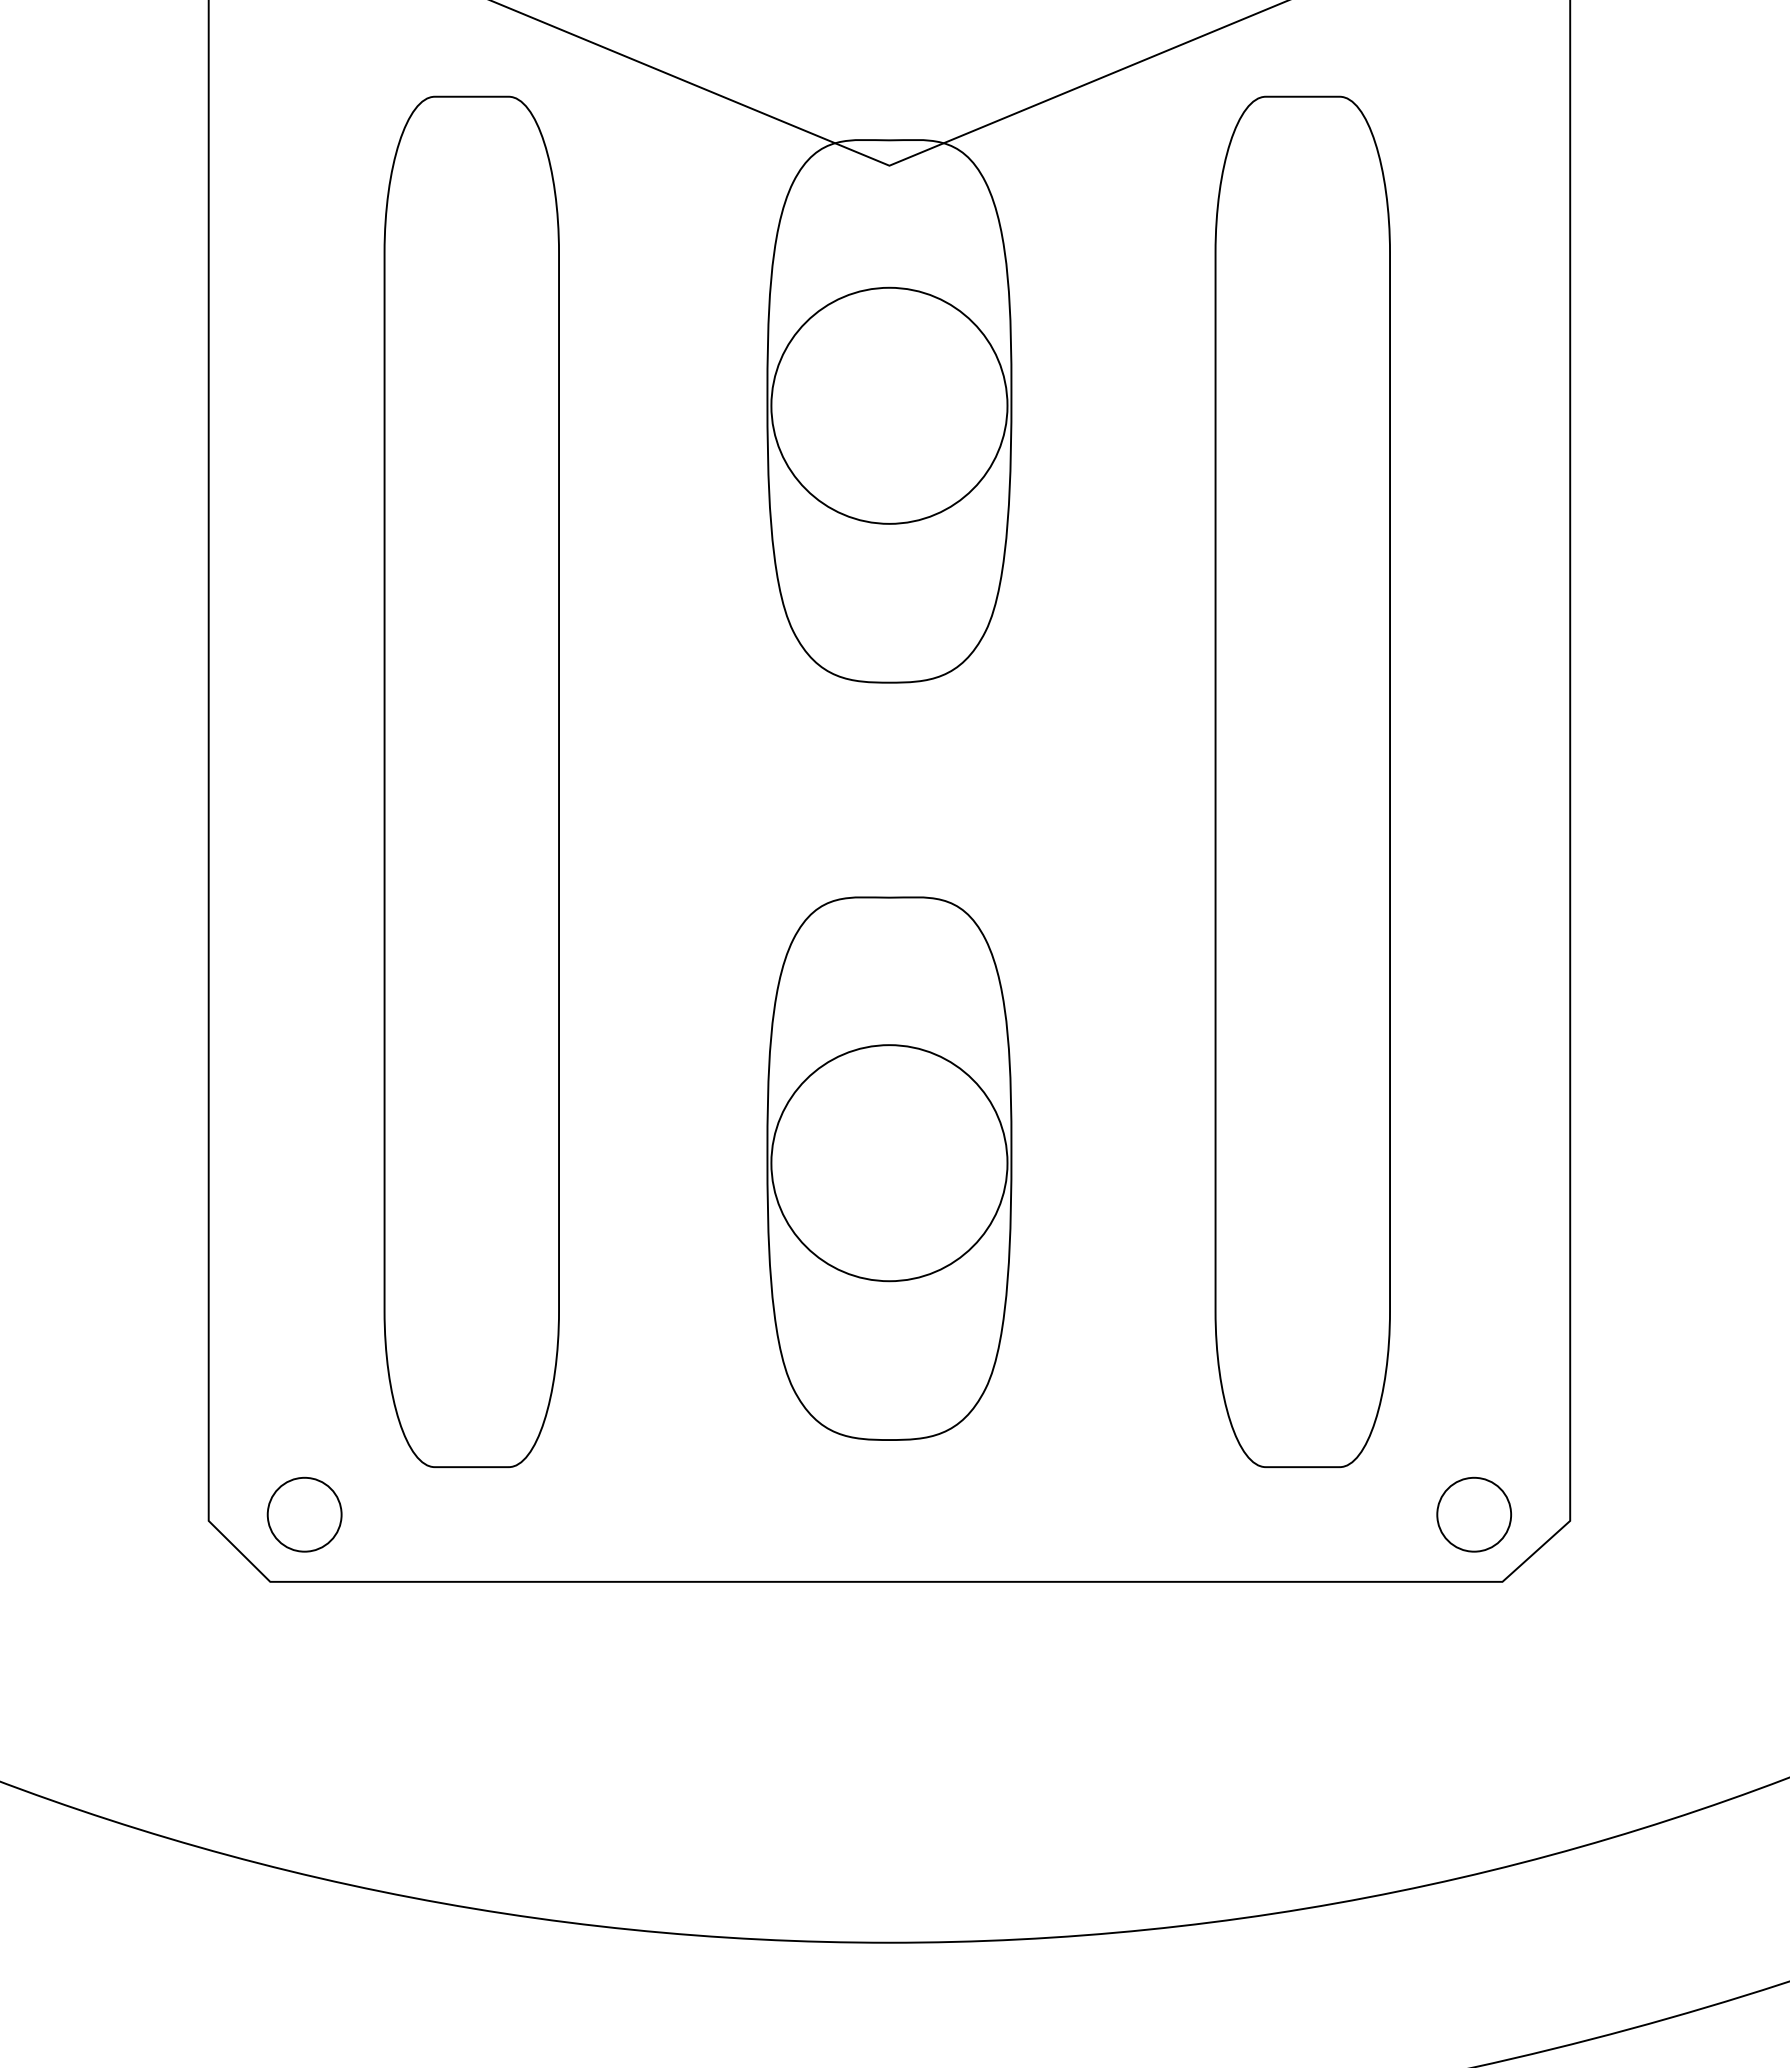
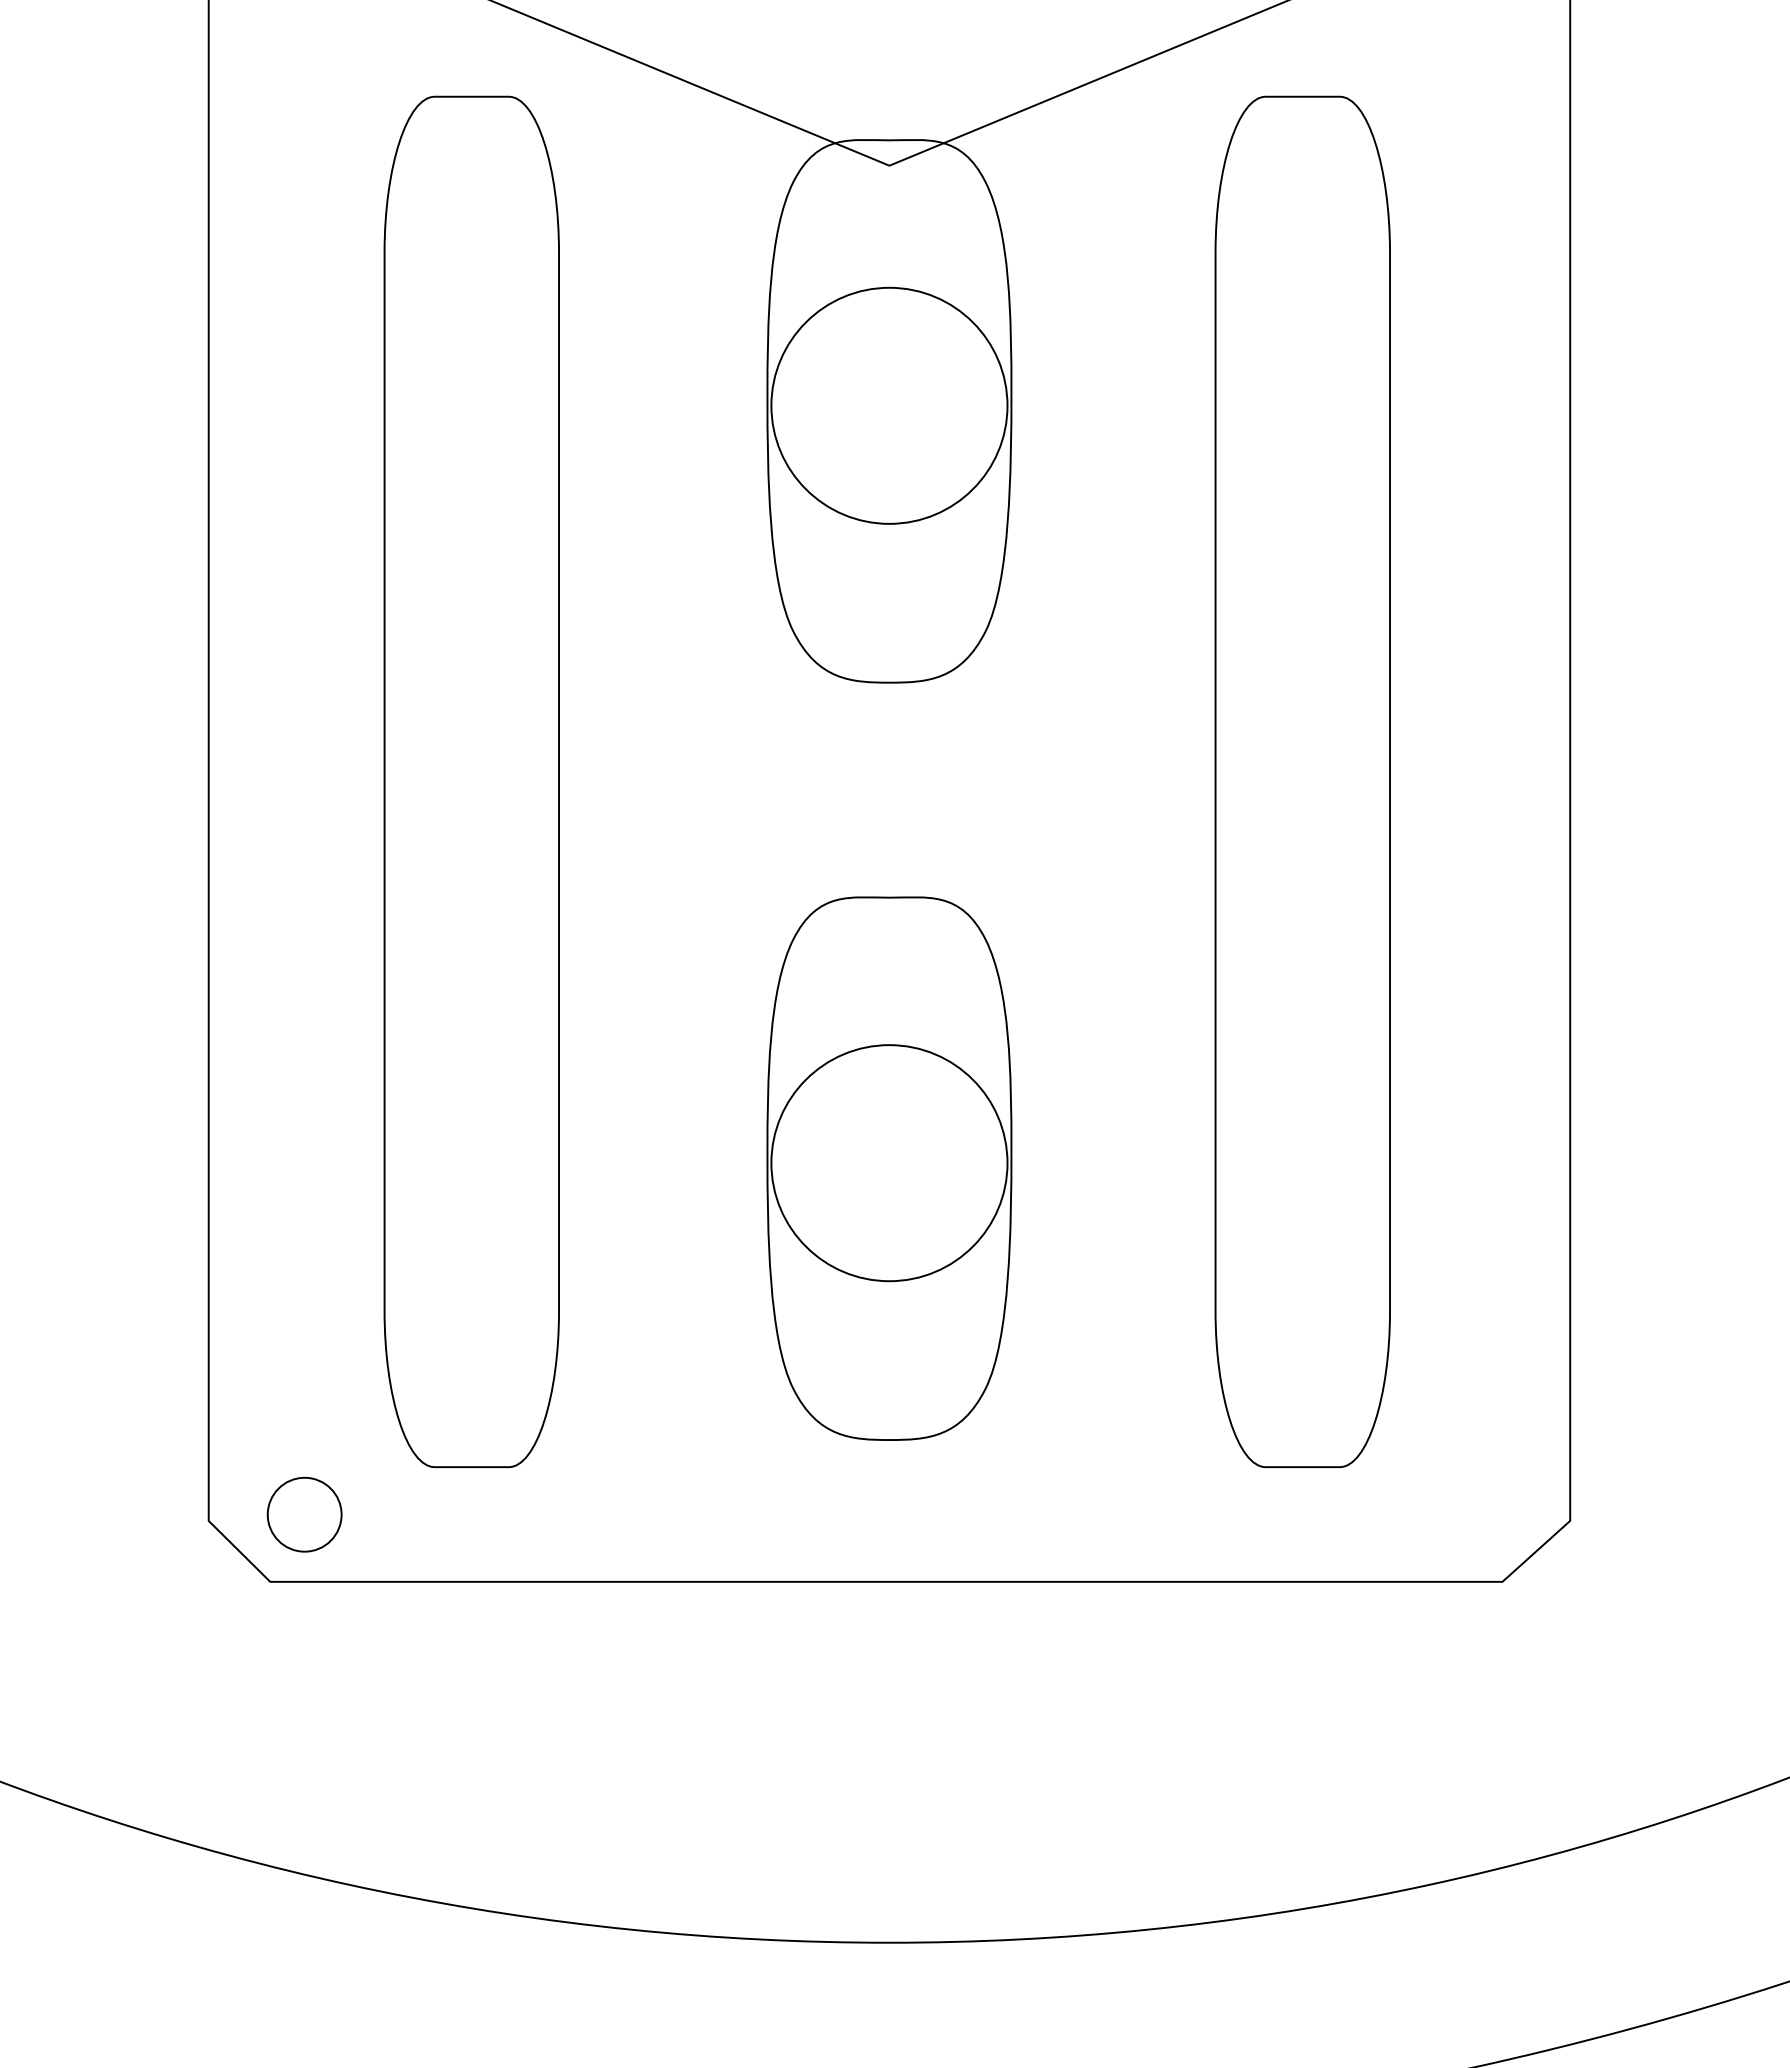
part: present -> none (1473, 1514)
